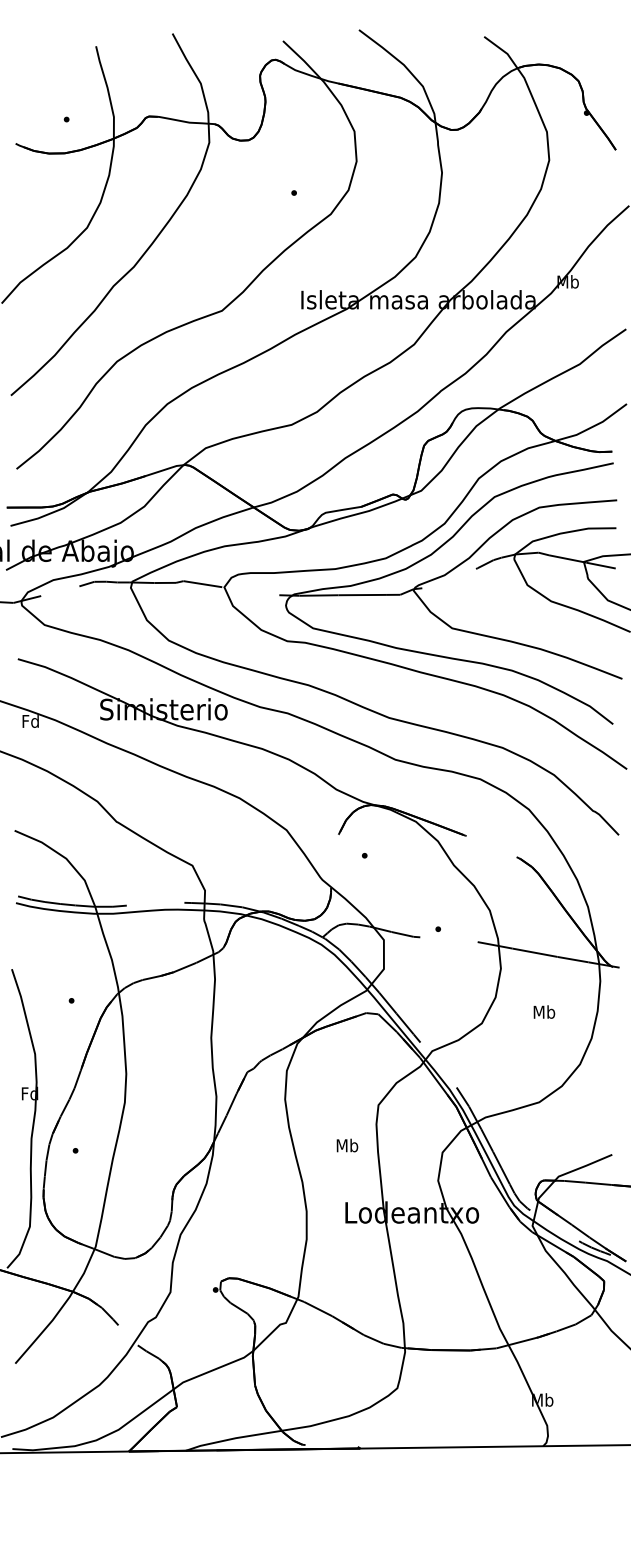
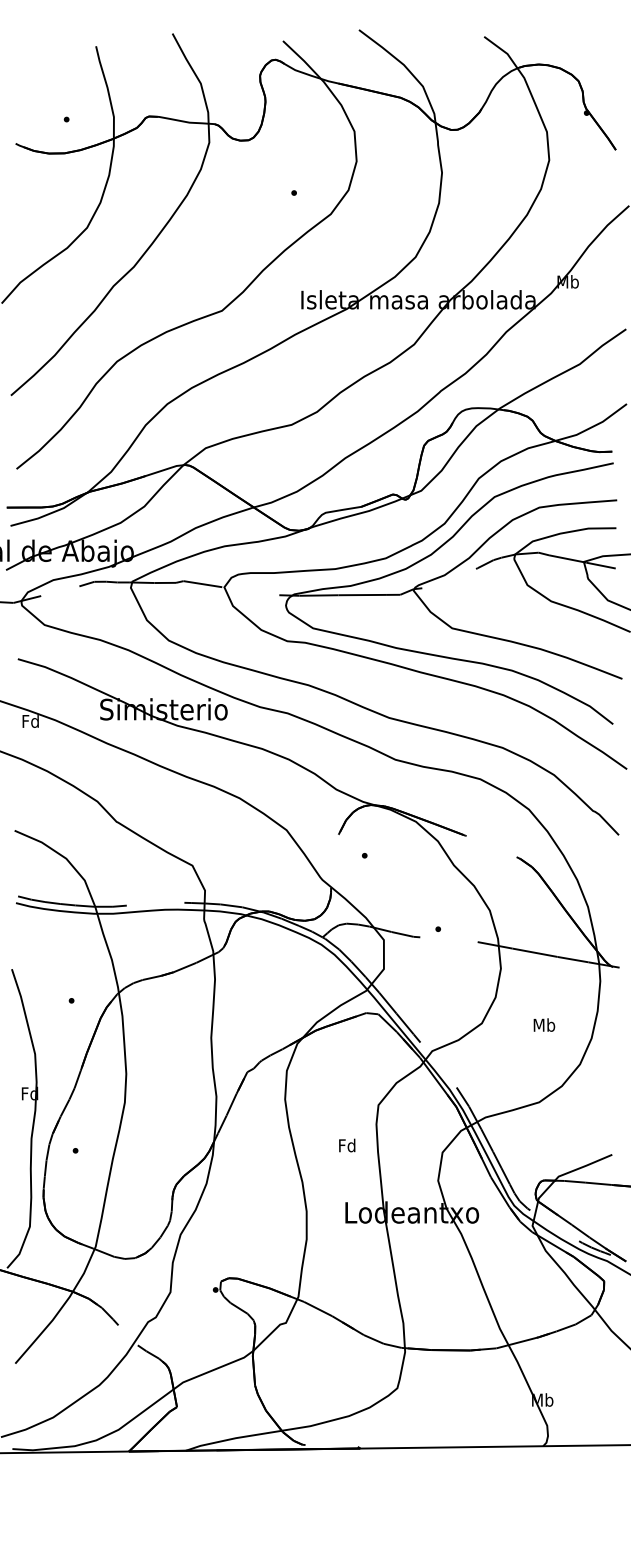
text position: (544, 1011) -> (544, 1024) (544, 1024)
text: Mb -> Fd (347, 1145)
